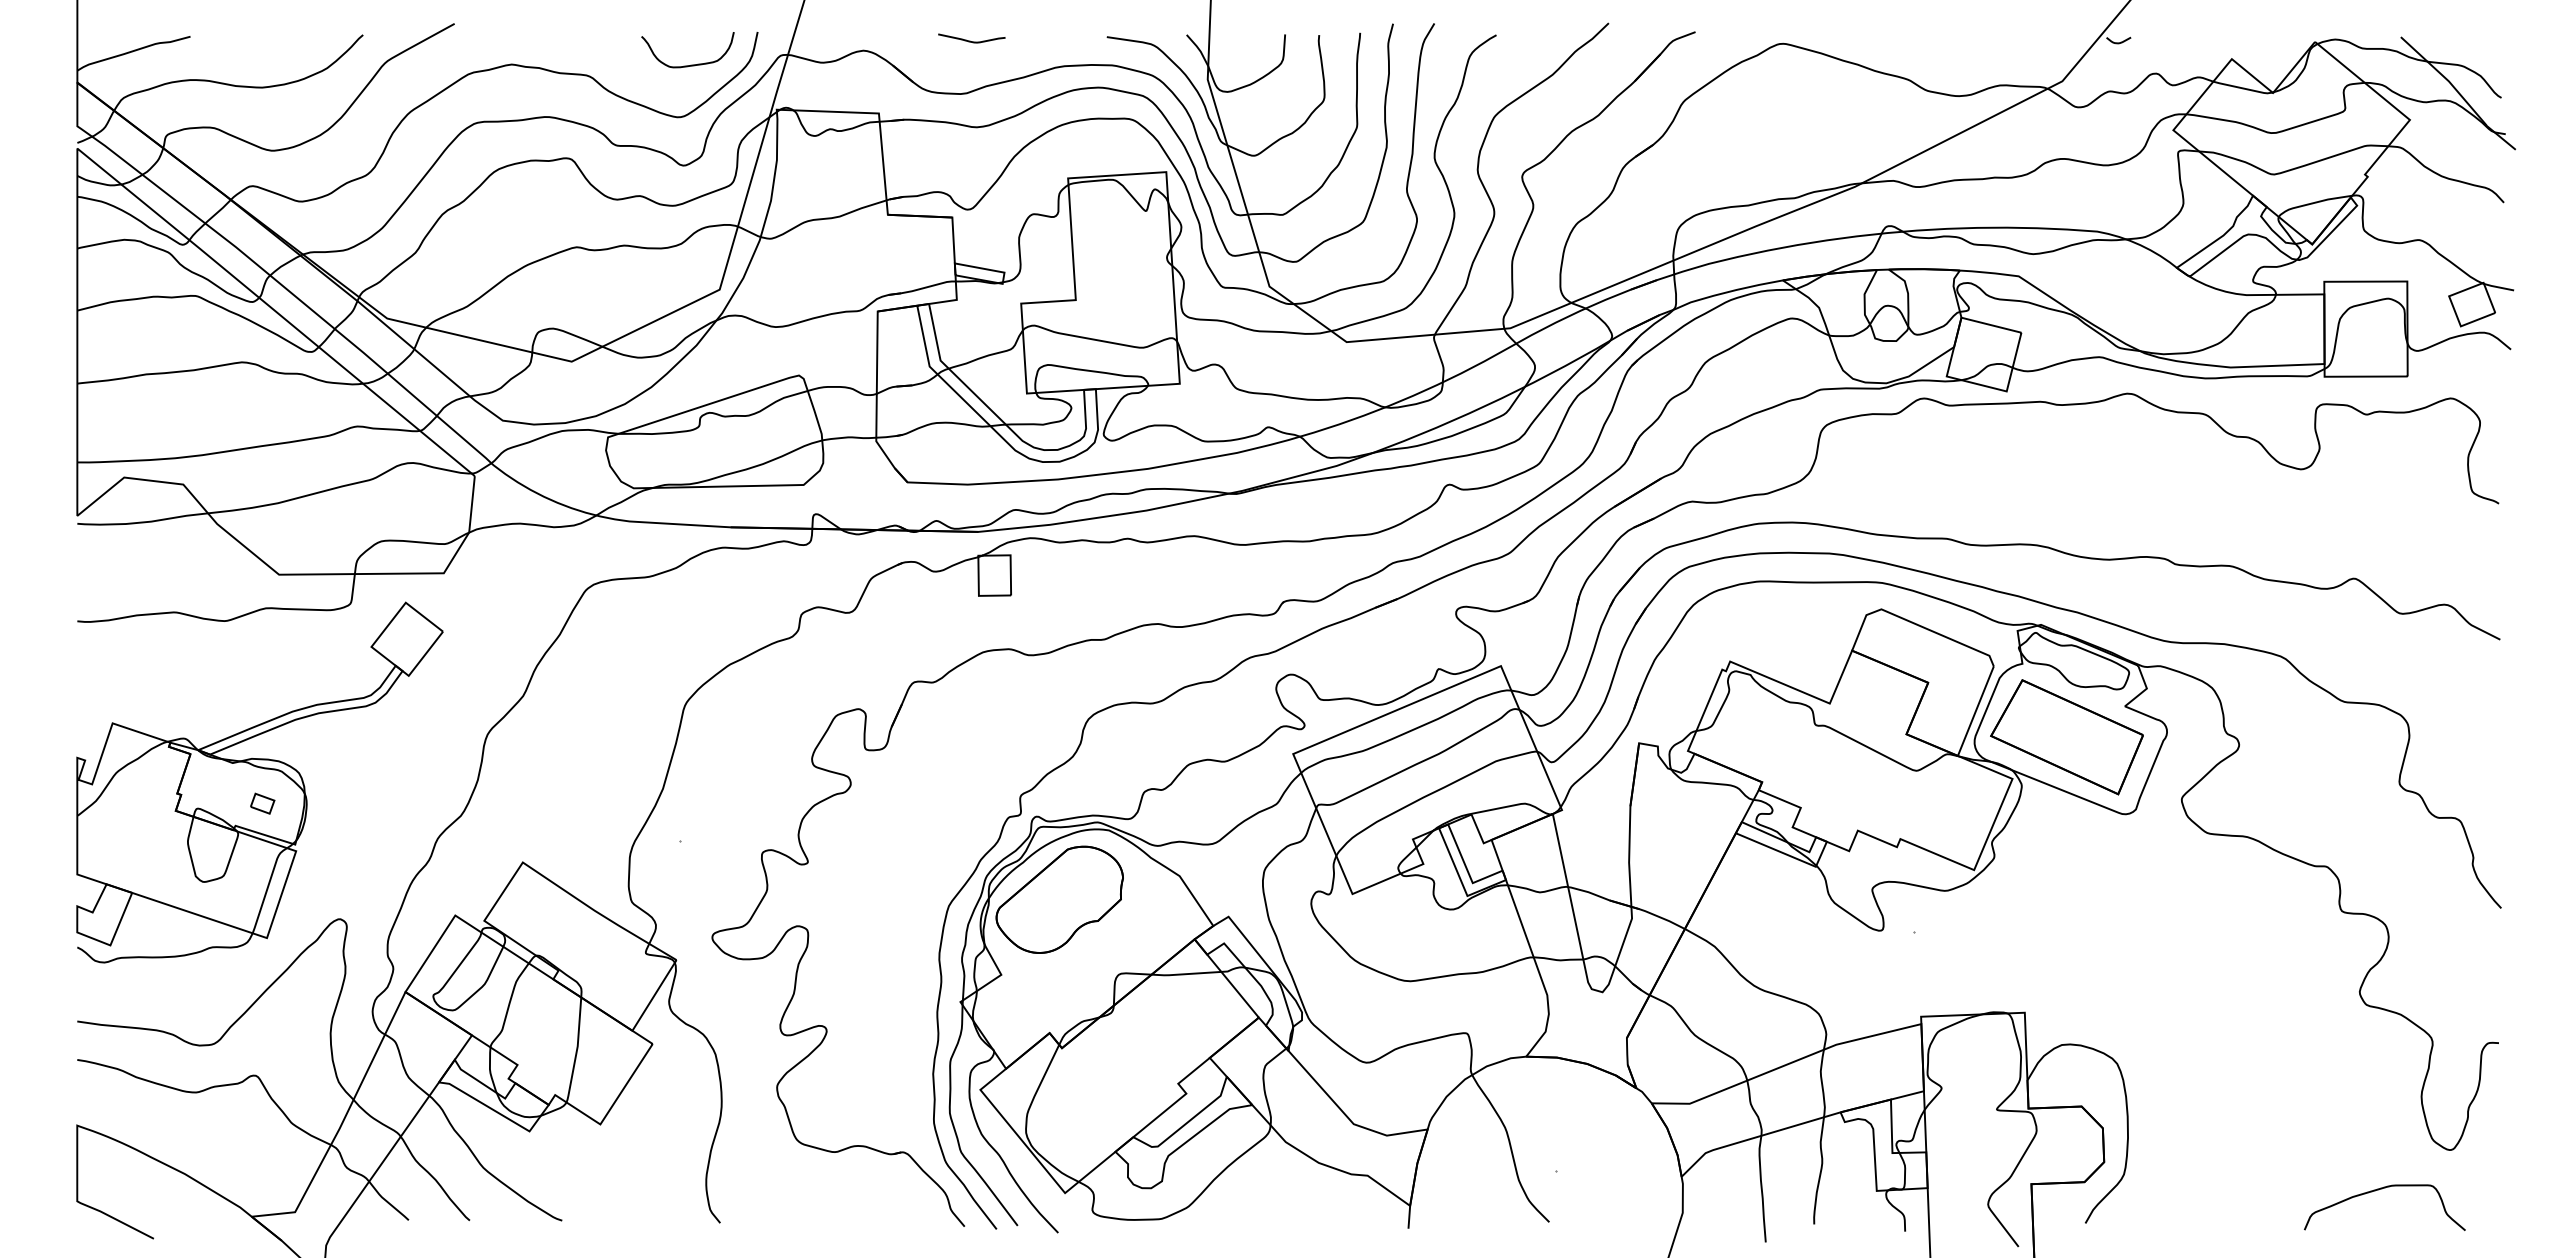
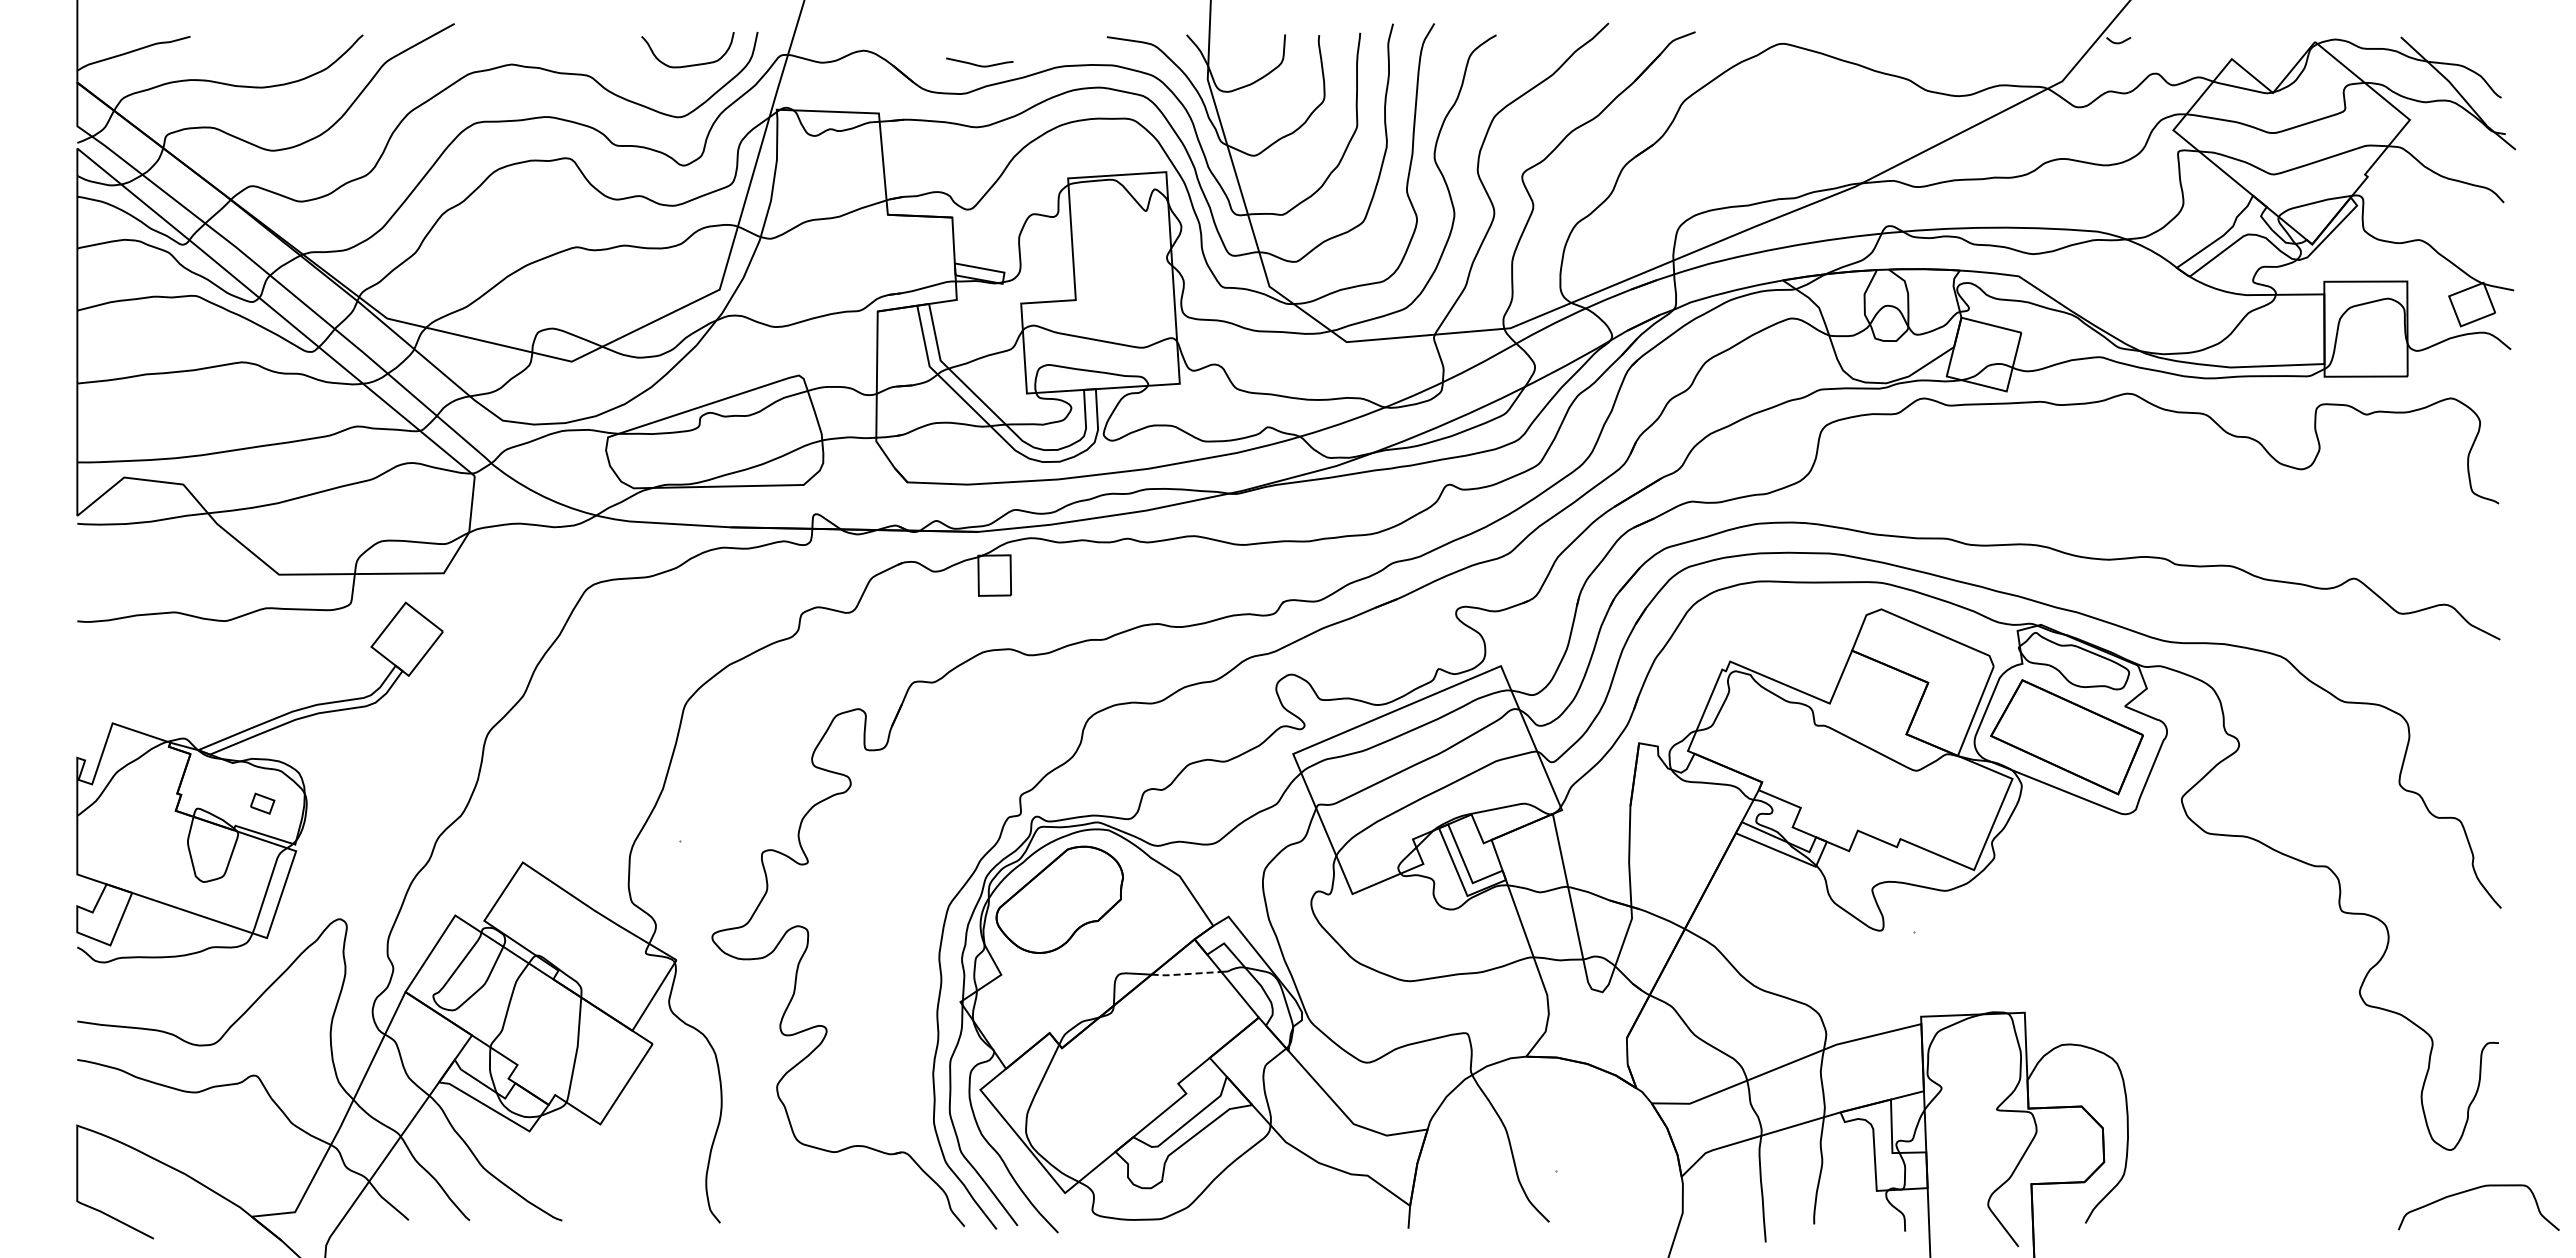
curve position: (970, 40) -> (978, 64) (978, 64)
line: solid -> dashed (1184, 974)
curve position: (2378, 1190) -> (2472, 1190) (2472, 1190)
